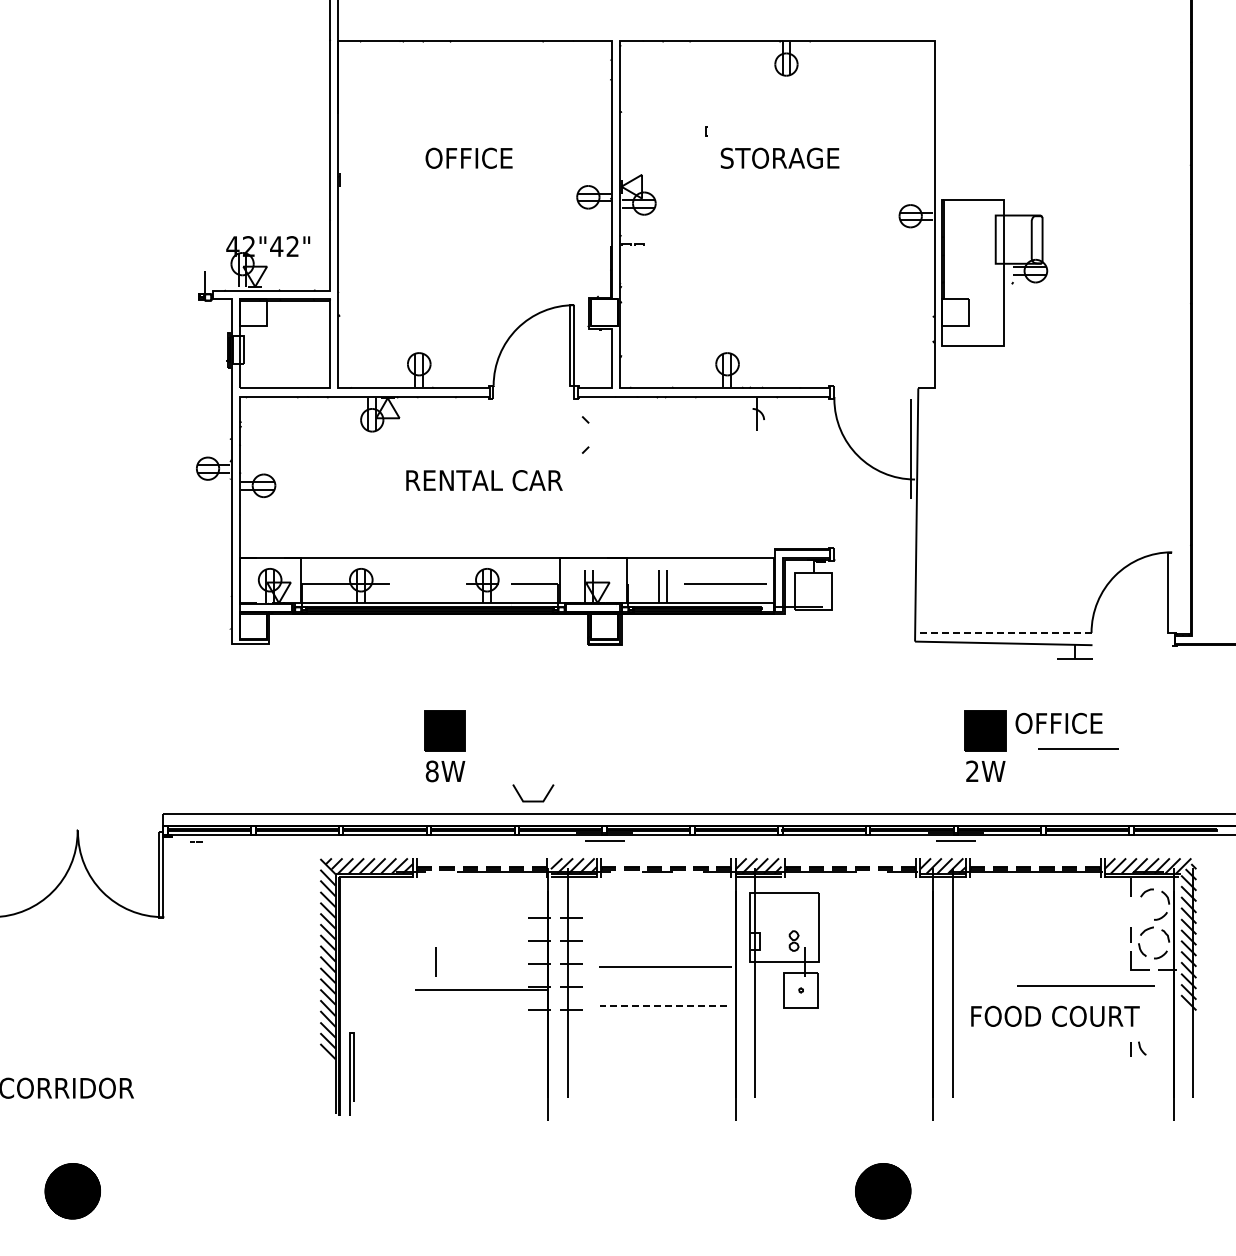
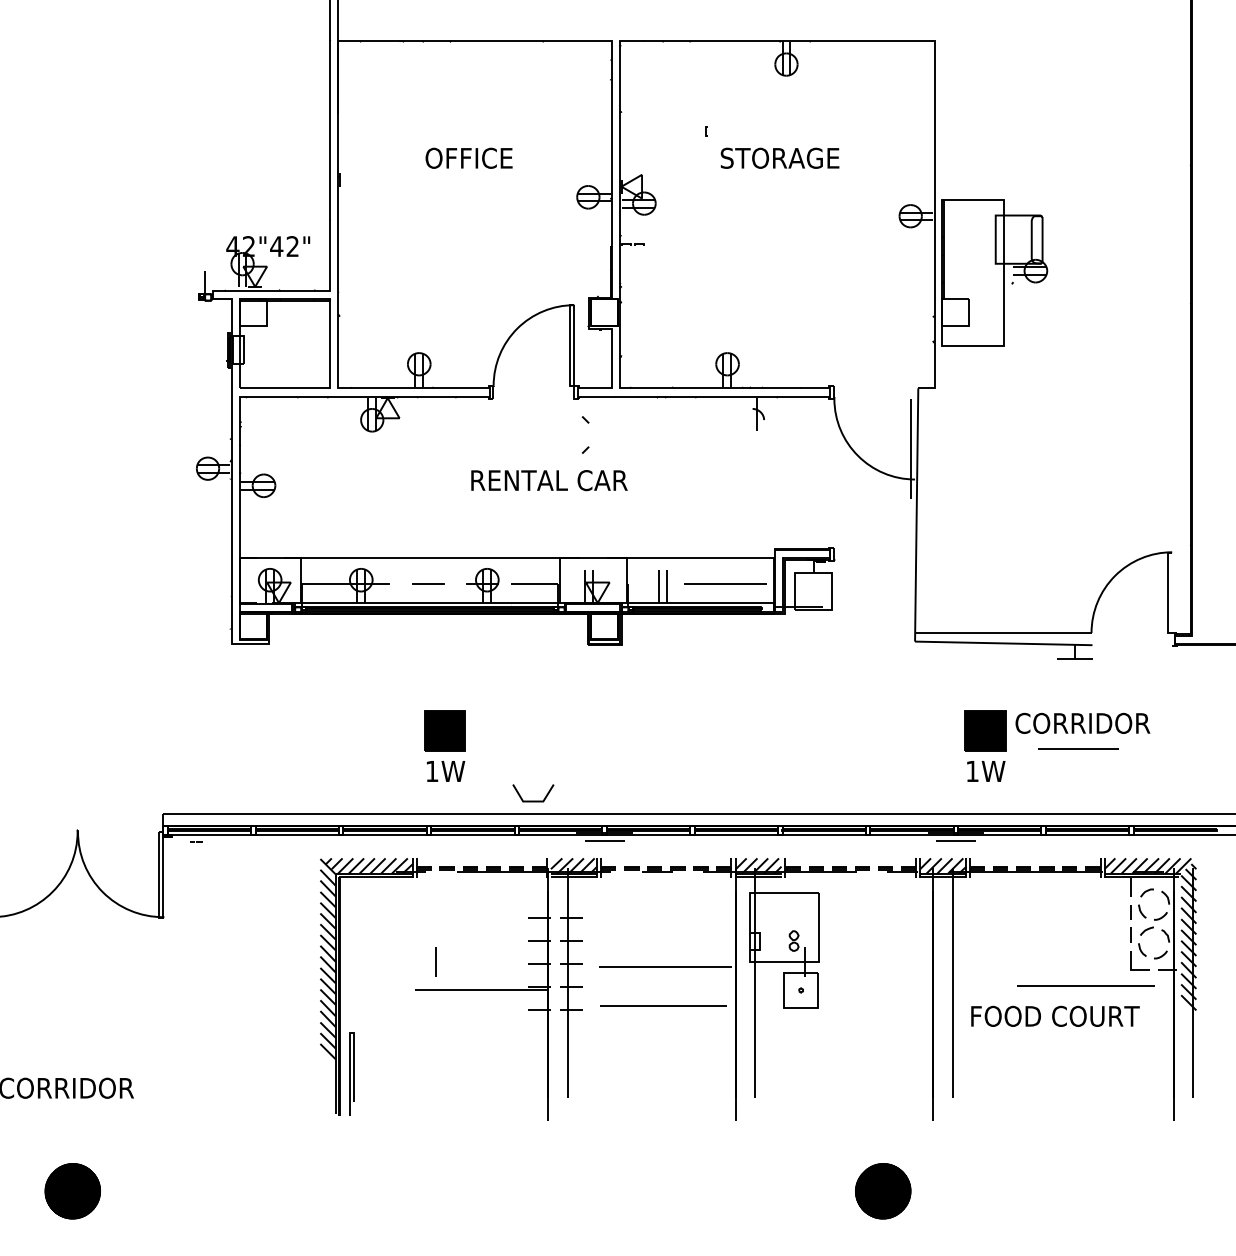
text position: (484, 480) -> (549, 480) (549, 480)
line: none -> present (427, 584)
line: dashed -> solid (1002, 632)
text: OFFICE -> CORRIDOR (1085, 722)
text: 2W -> 1W (972, 770)
text: 8W -> 1W (431, 771)
line: dashed -> solid (663, 1005)
part position: (1138, 1048) -> (1138, 911) (1138, 911)
